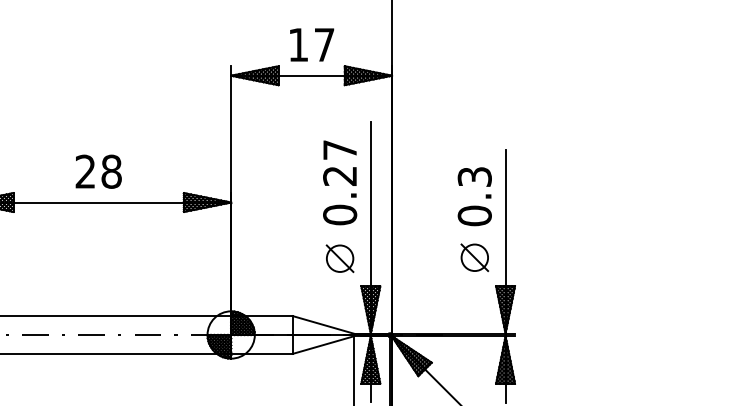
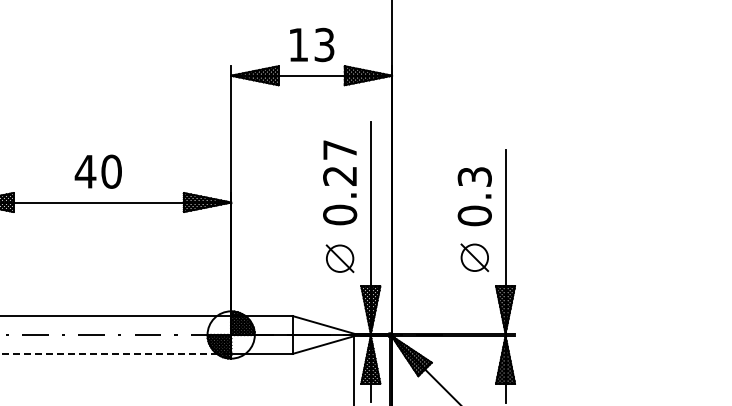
text: 17 -> 13 (324, 44)
text: 28 -> 40 (97, 171)
line: solid -> dashed (115, 353)
